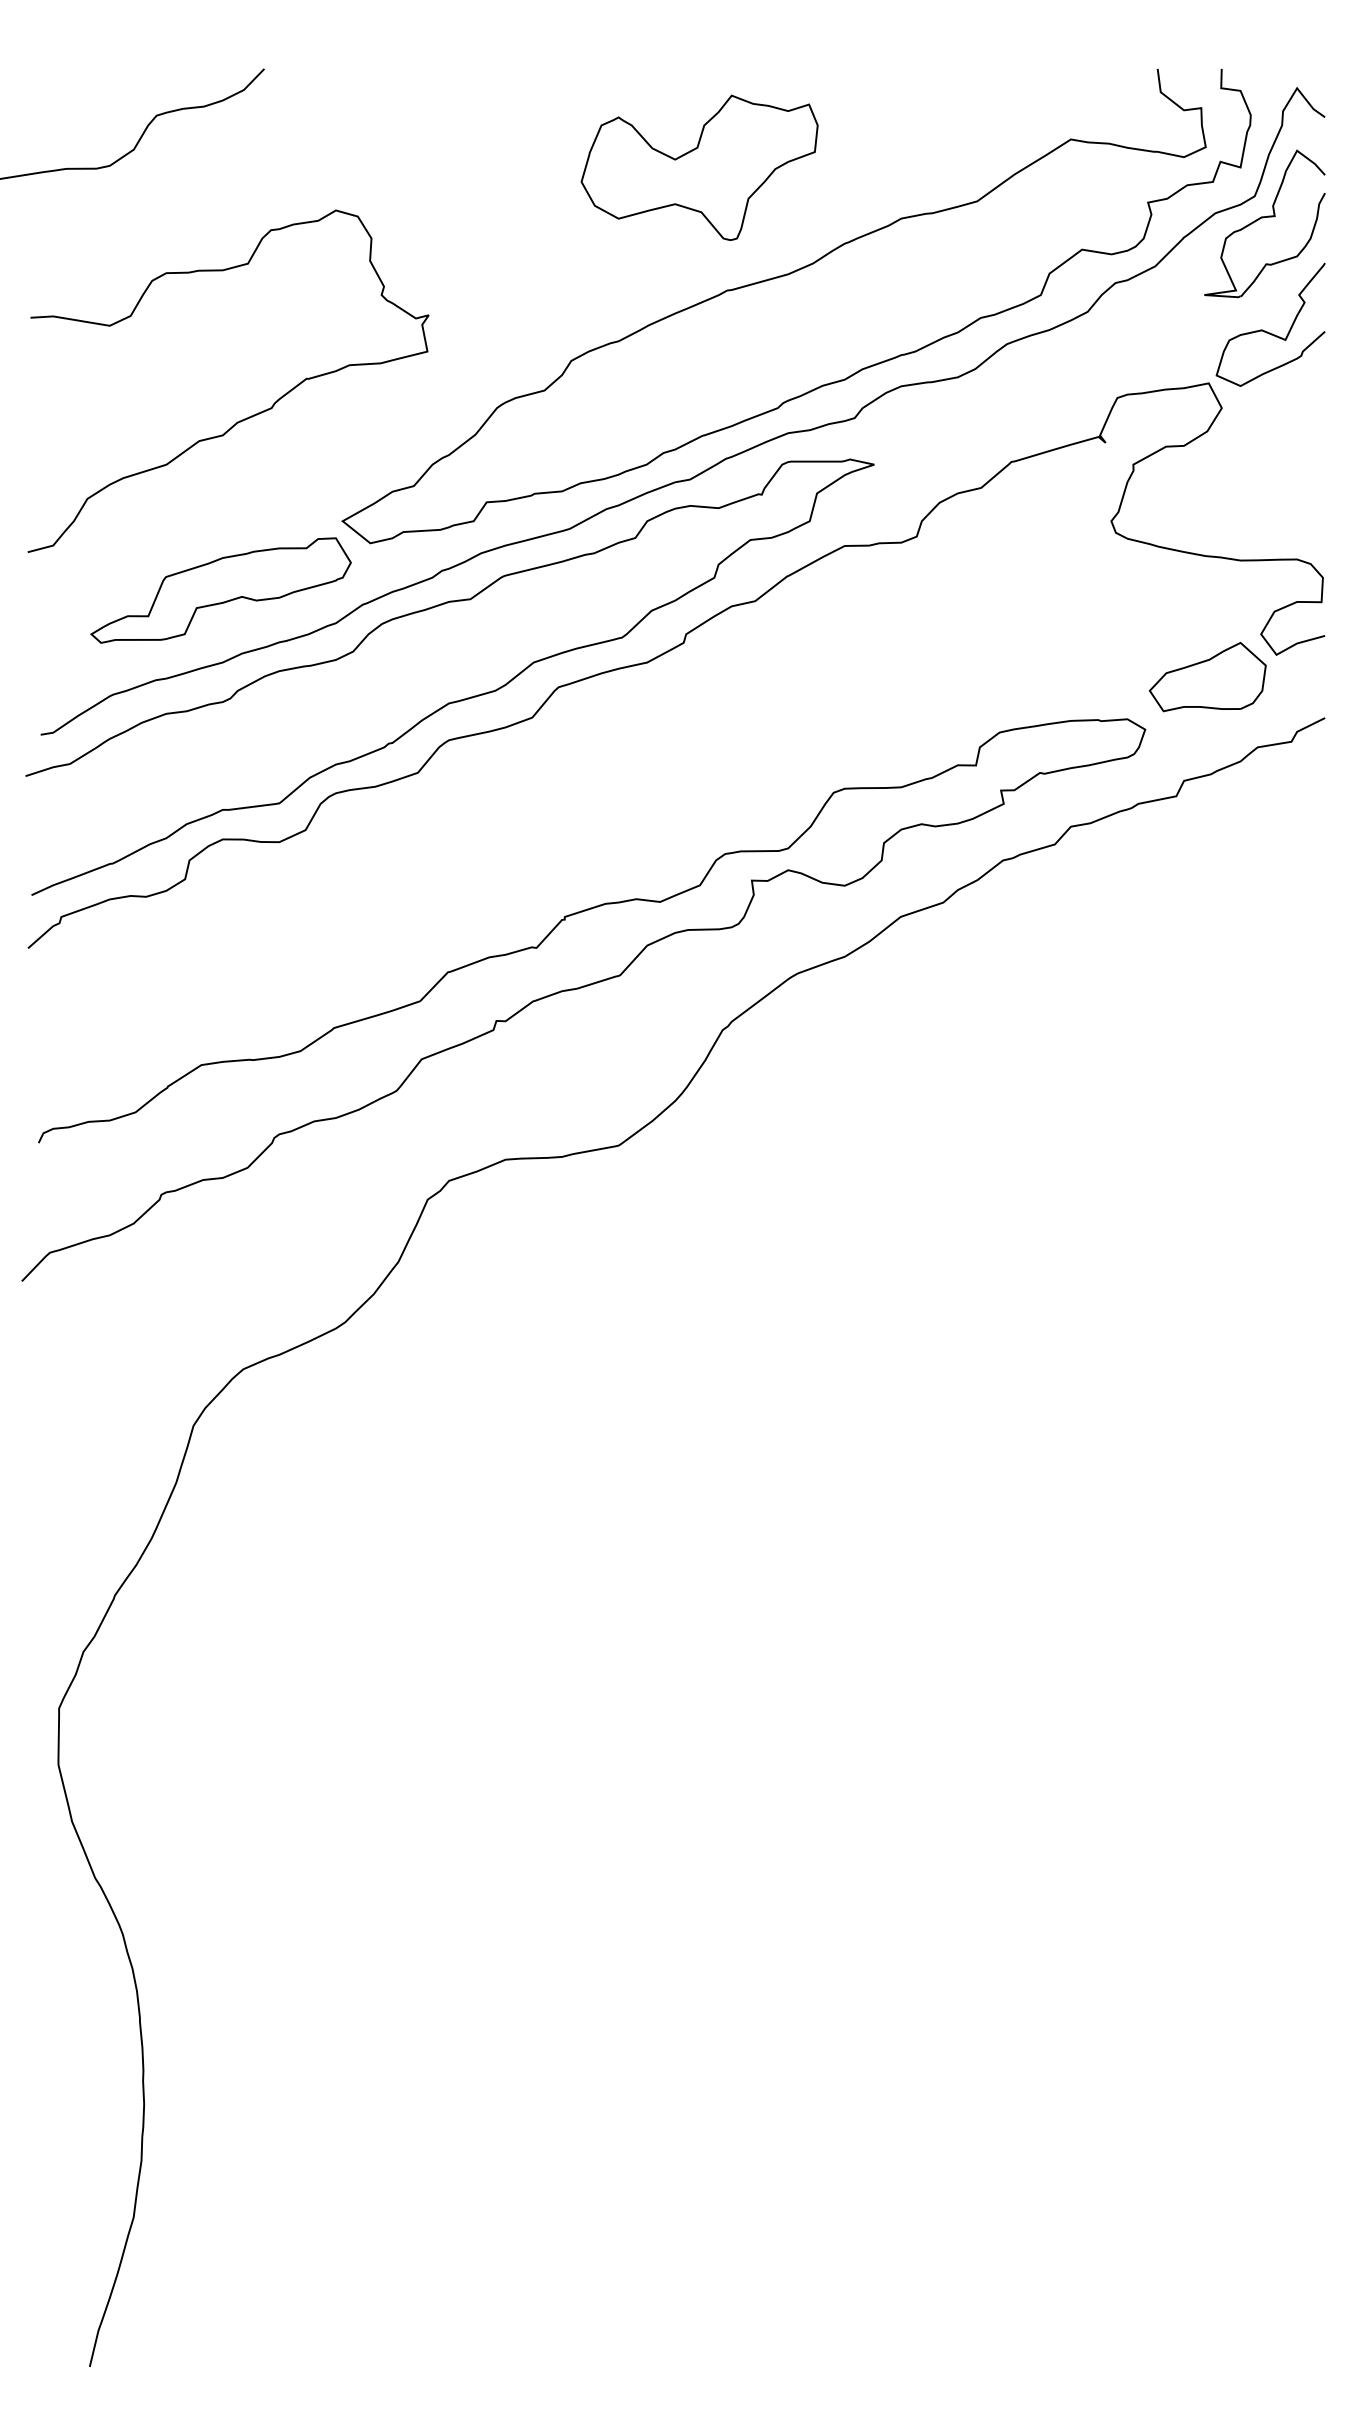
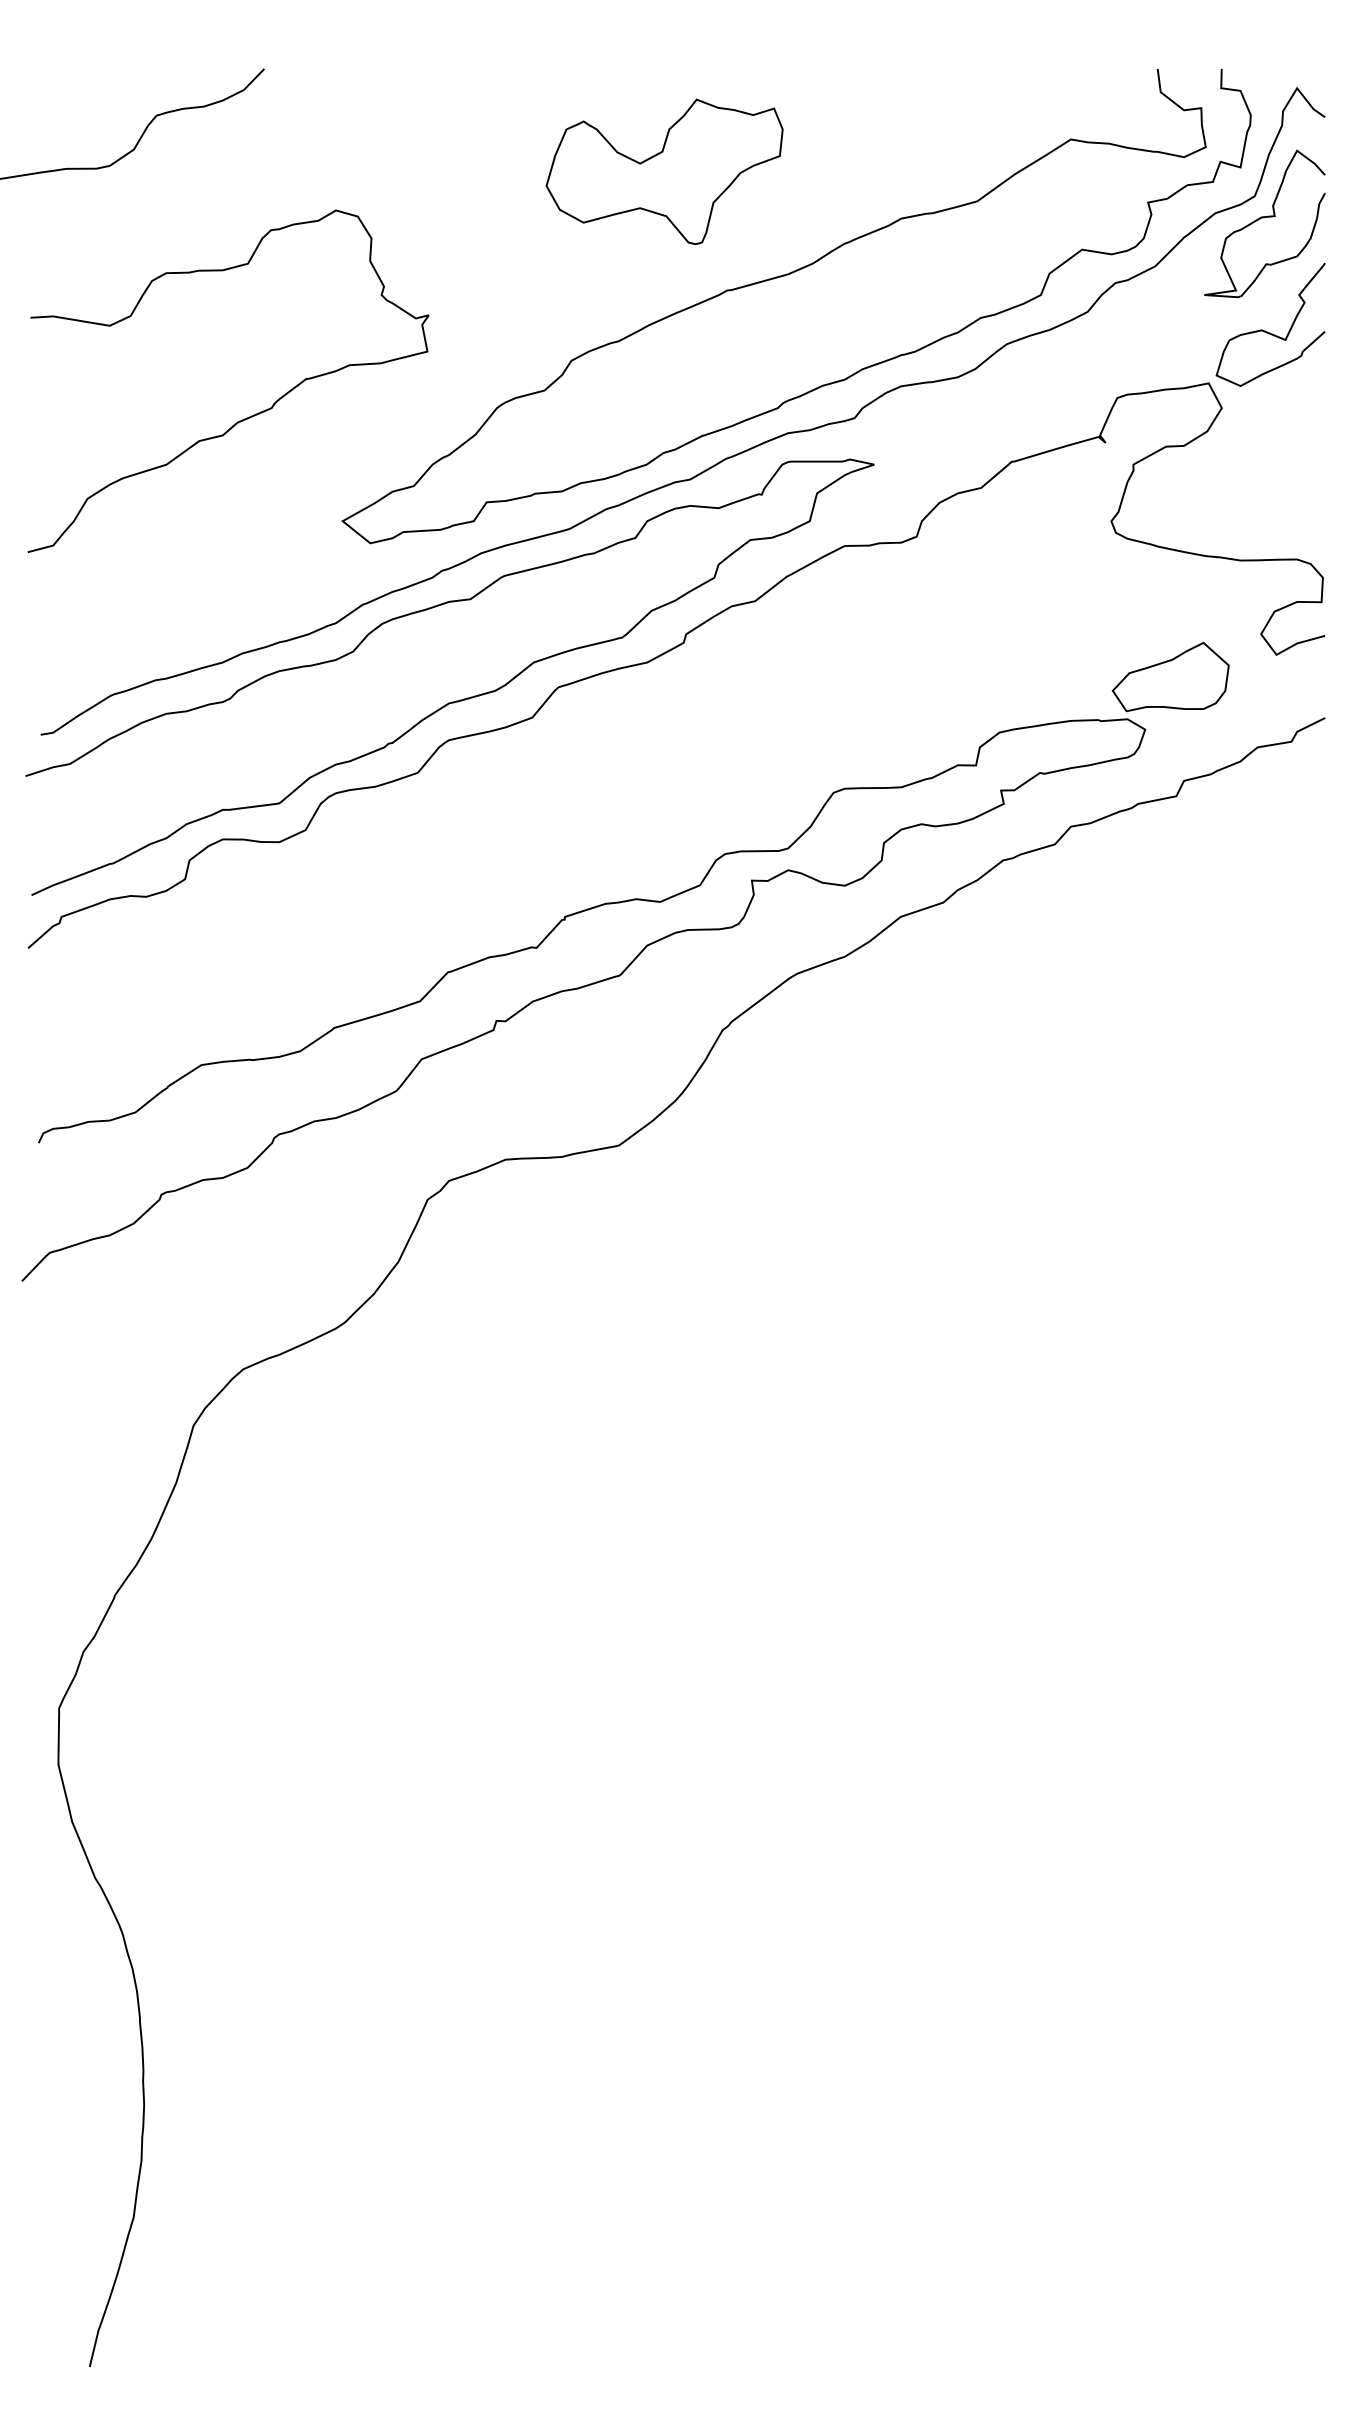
part position: (699, 167) -> (664, 171) (664, 171)
part: present -> none (220, 590)
part position: (1207, 677) -> (1170, 677) (1170, 677)
